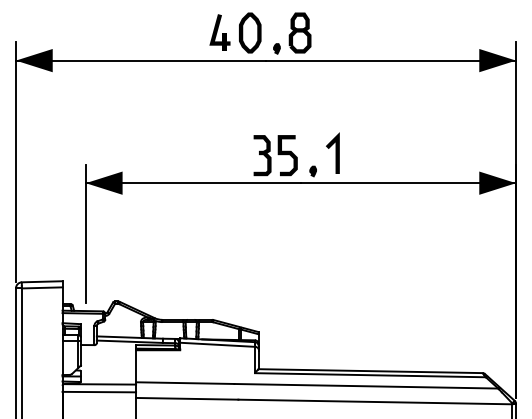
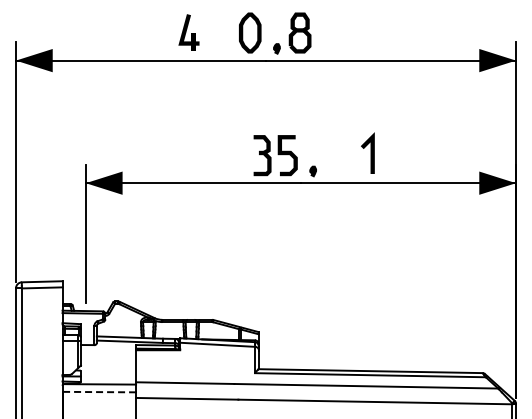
part position: (219, 32) -> (188, 32) (188, 32)
line position: (335, 152) -> (370, 152) (370, 152)
line: solid -> dashed (99, 392)
